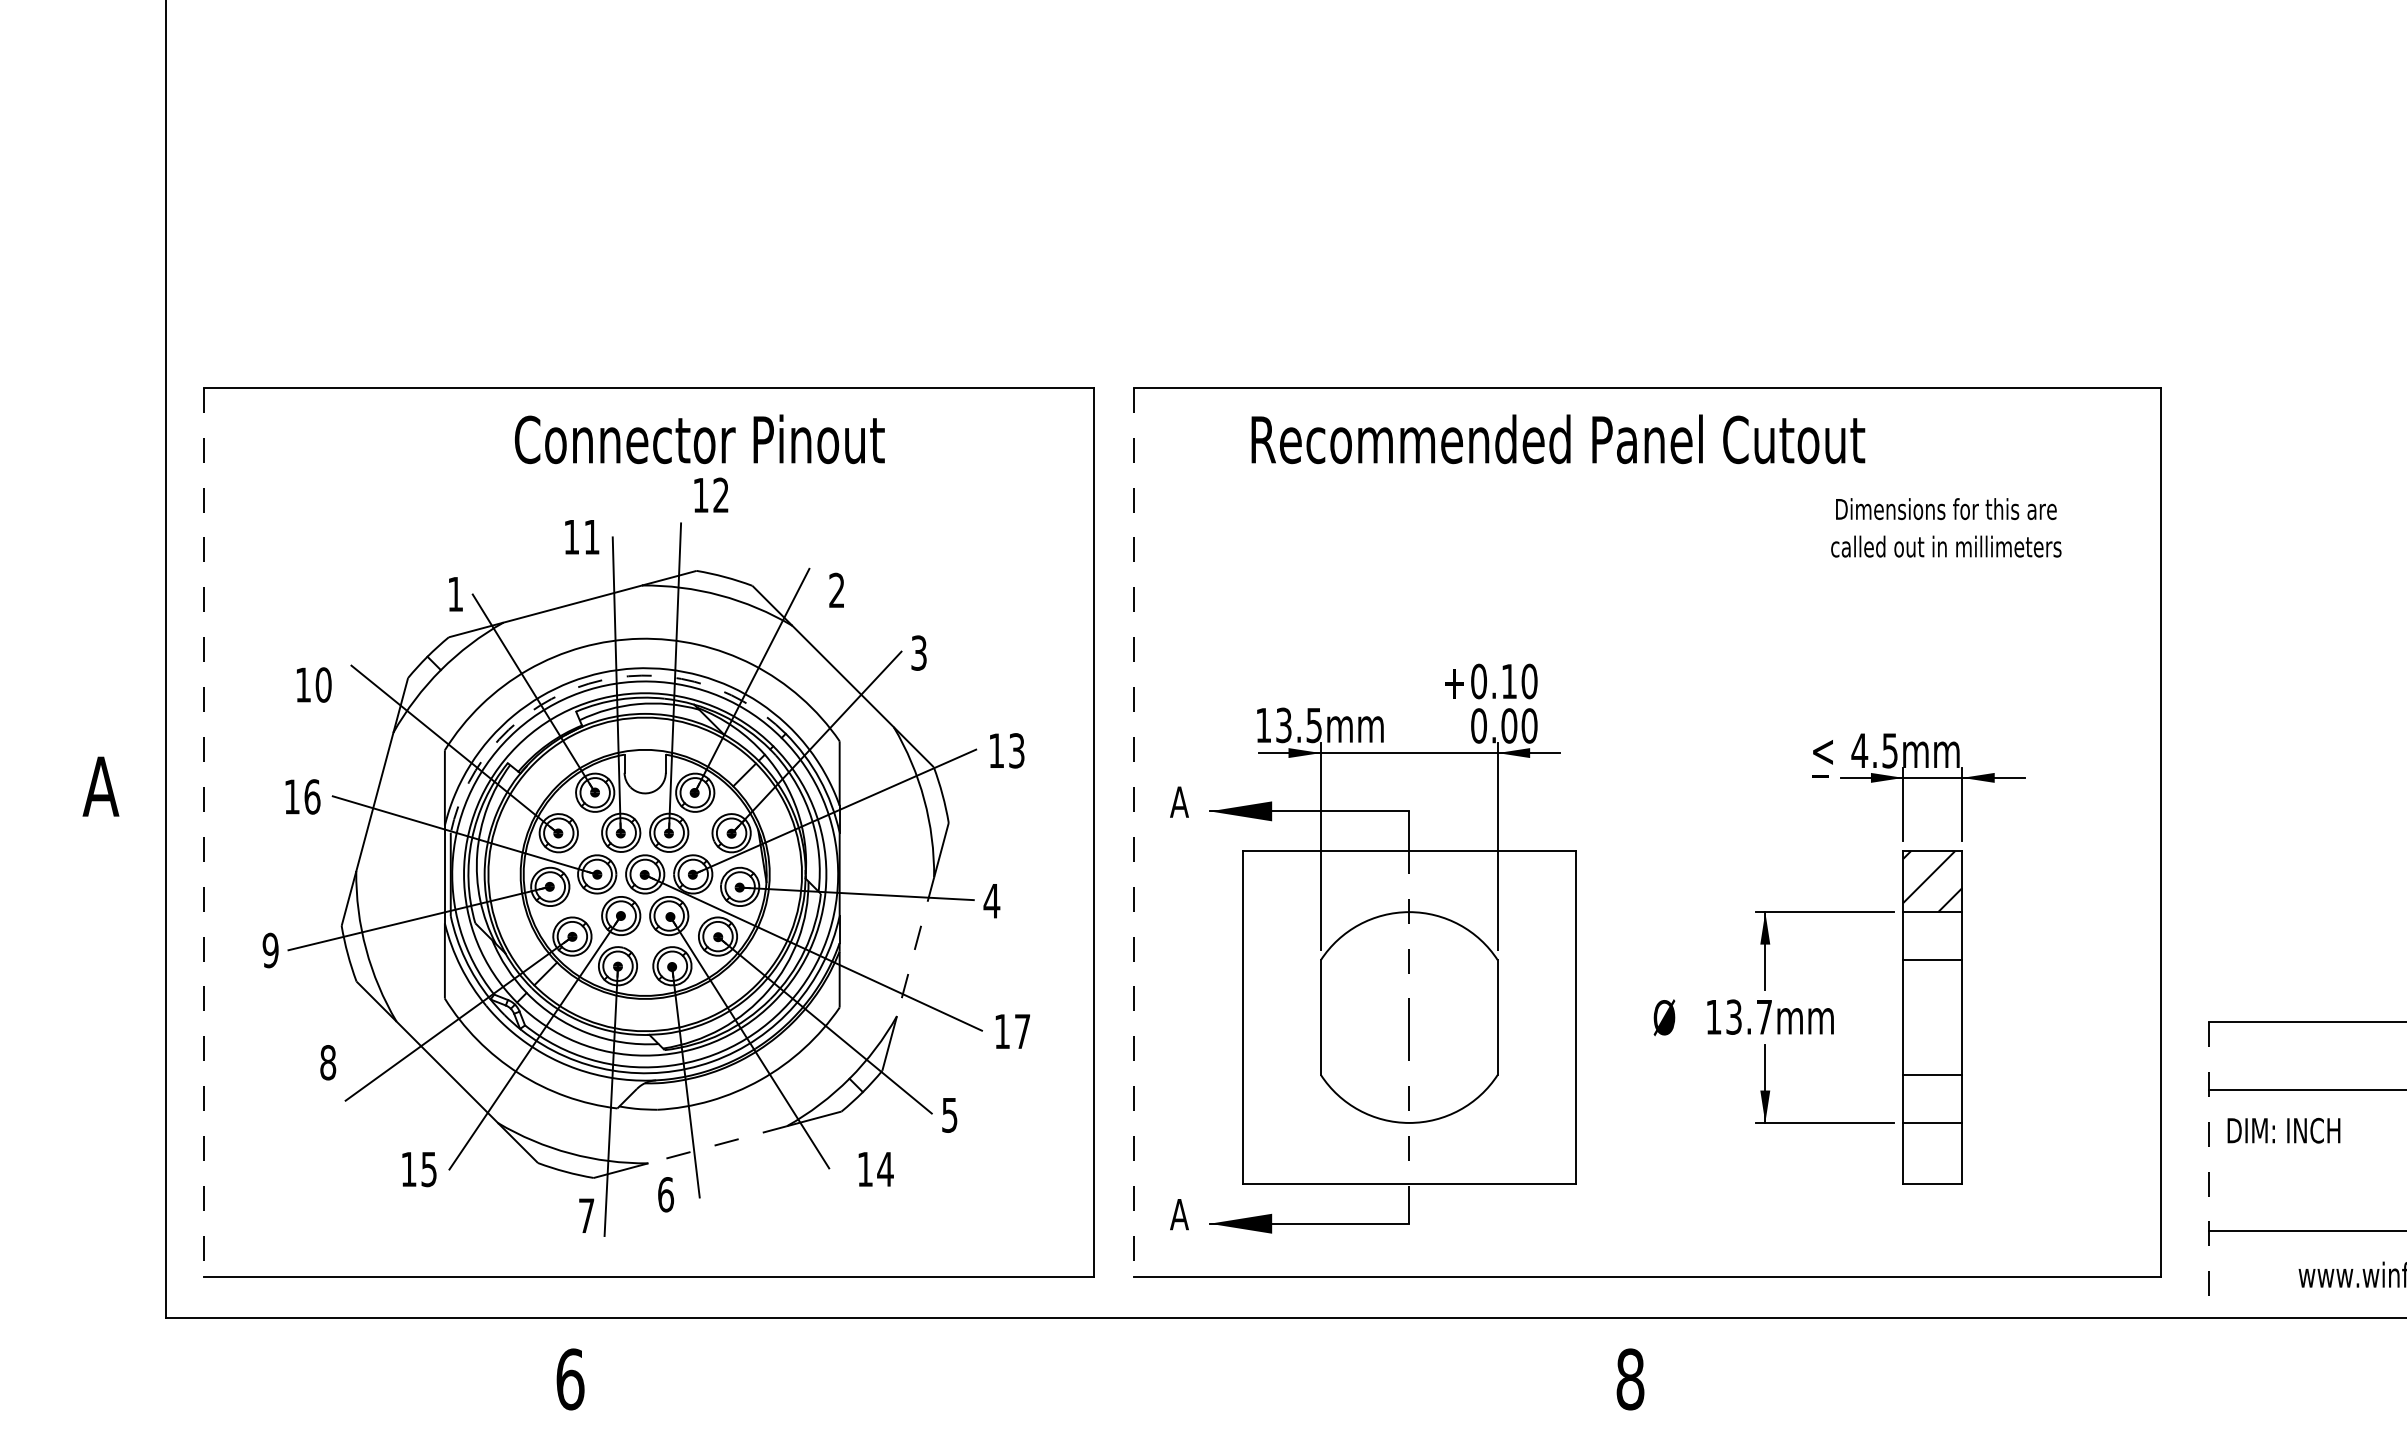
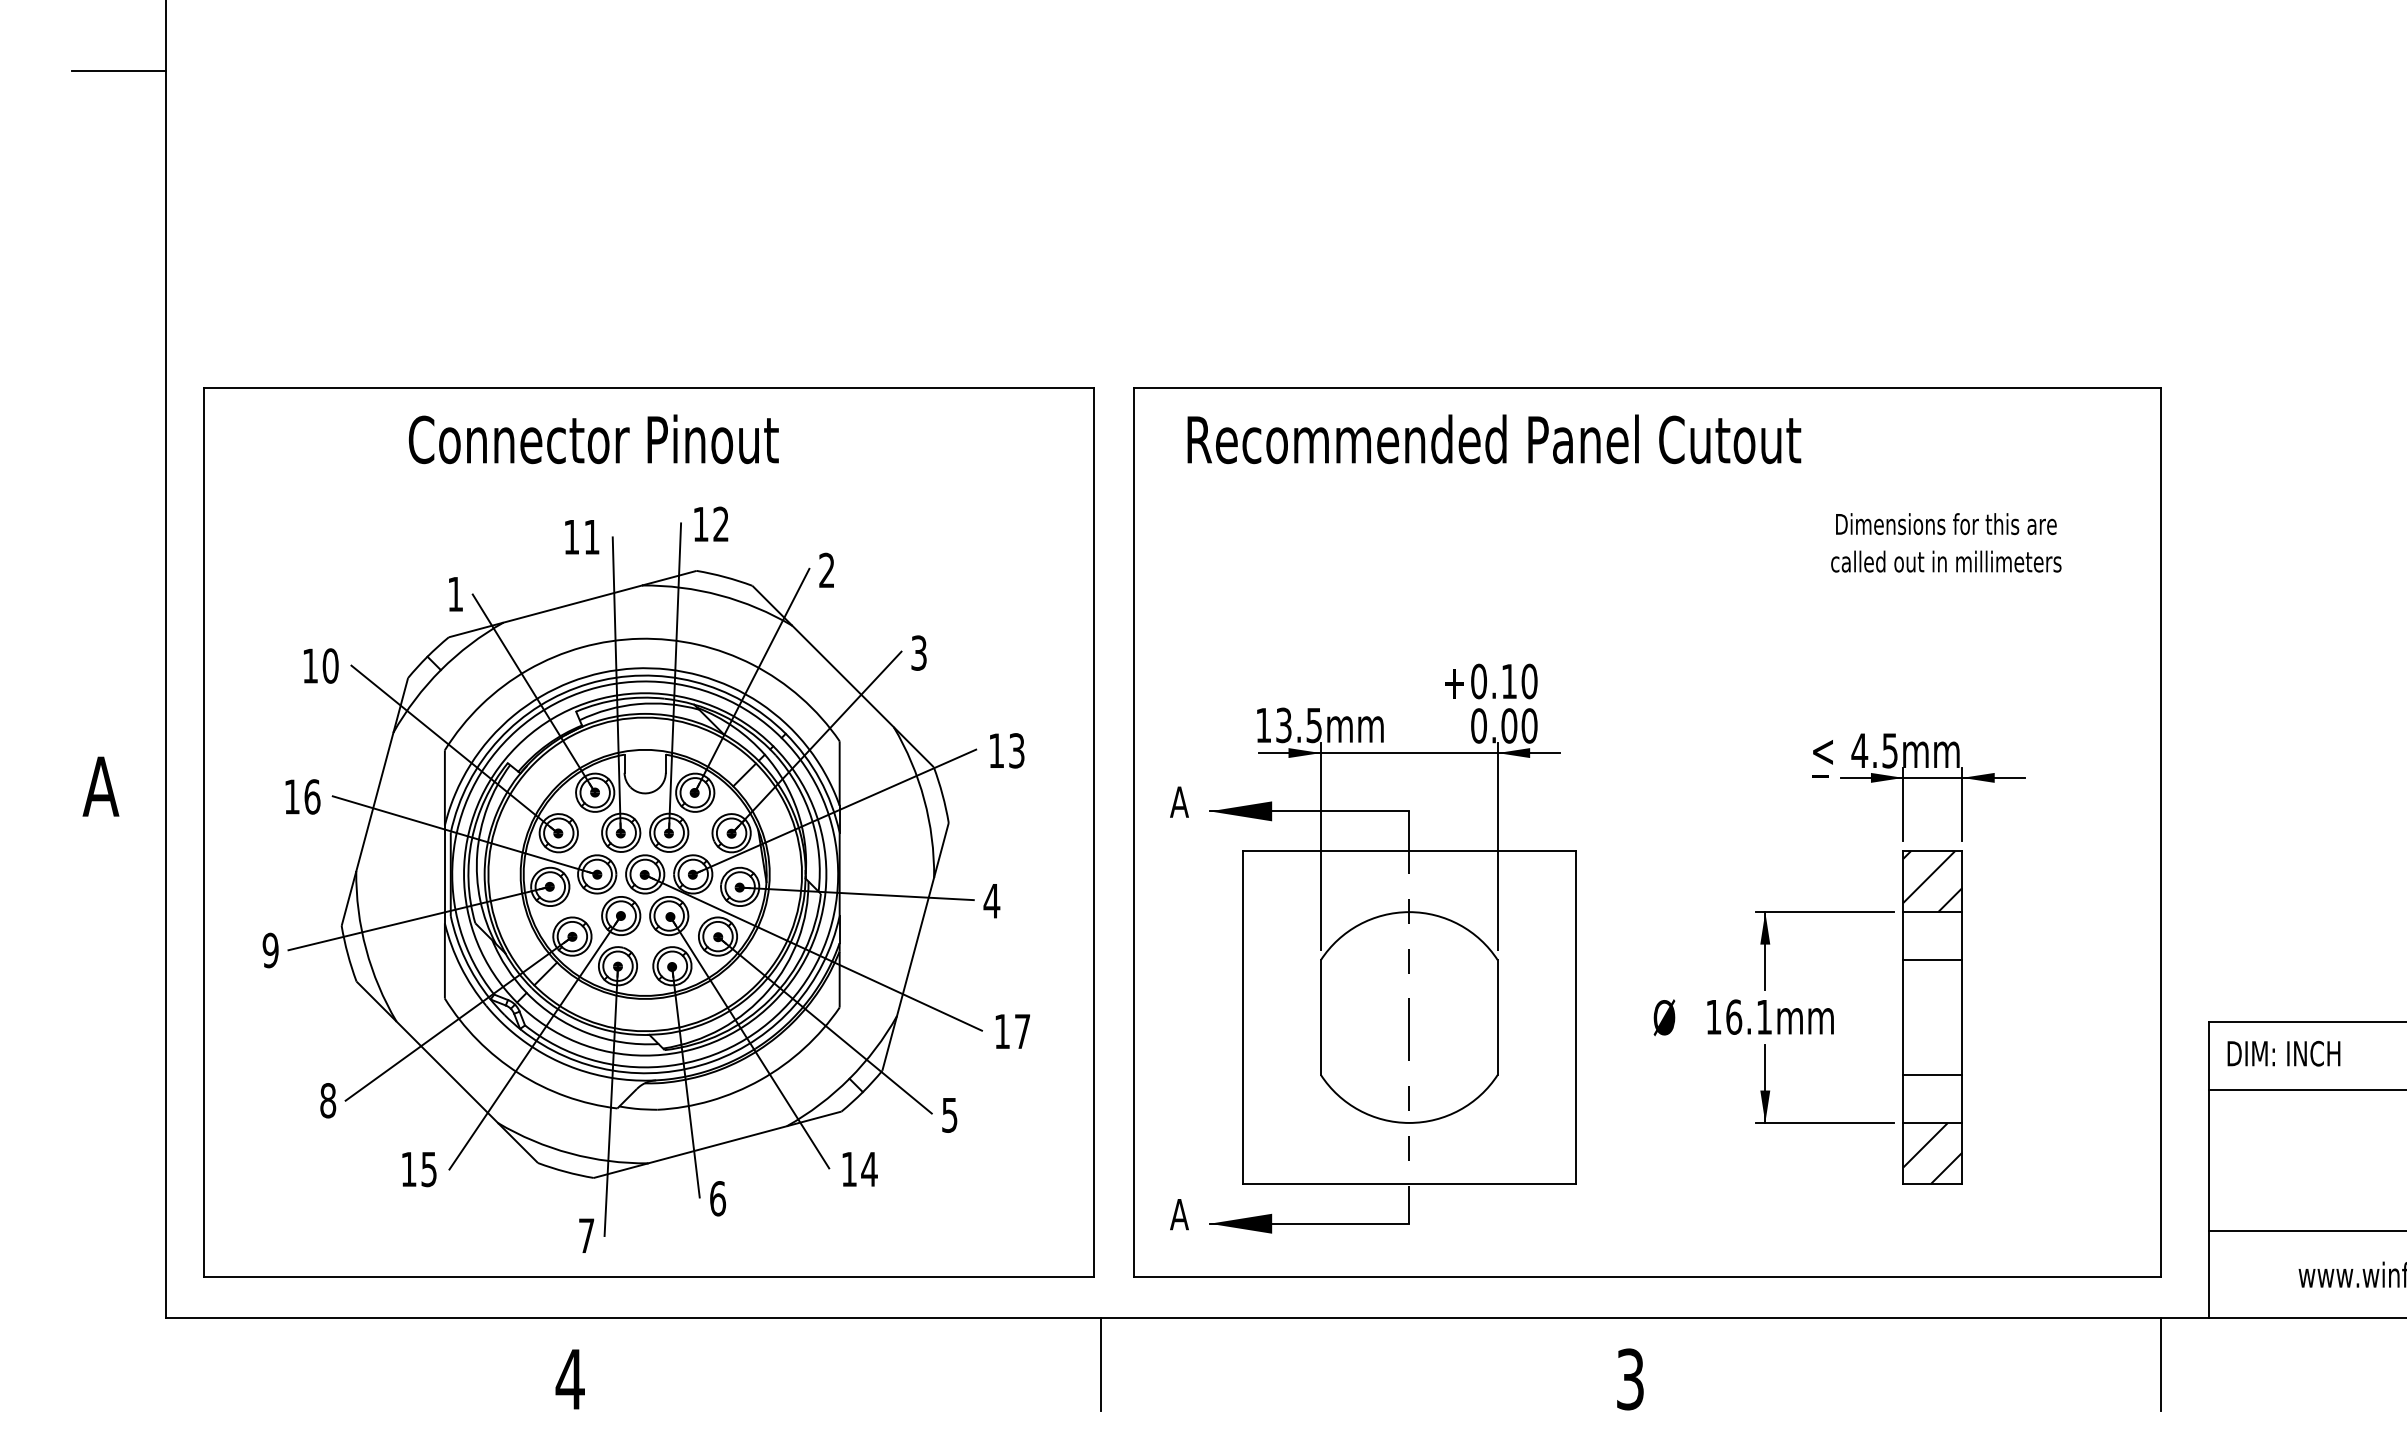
line: none -> present (118, 70)
text position: (699, 439) -> (593, 439) (593, 439)
text position: (1558, 439) -> (1494, 439) (1494, 439)
text position: (711, 494) -> (711, 523) (711, 523)
text position: (1946, 527) -> (1946, 542) (1946, 542)
text position: (836, 589) -> (826, 569) (826, 569)
arc: dashed -> solid (588, 683)
text position: (314, 684) -> (321, 665) (321, 665)
line: dashed -> solid (204, 832)
line: dashed -> solid (1133, 832)
line: dashed -> solid (915, 946)
text: 13.7mm -> 16.1mm (1748, 1016)
text position: (328, 1062) -> (328, 1100) (328, 1100)
text position: (2283, 1130) -> (2283, 1053) (2283, 1053)
line: dashed -> solid (717, 1144)
hatch: none -> present (1932, 1152)
text position: (875, 1169) -> (859, 1169) (859, 1169)
line: dashed -> solid (2208, 1169)
text position: (665, 1194) -> (717, 1198) (717, 1198)
text position: (586, 1215) -> (586, 1235) (586, 1235)
line: none -> present (1101, 1364)
line: none -> present (2161, 1364)
text: 6 -> 4 (569, 1379)
text: 8 -> 3 (1630, 1379)
